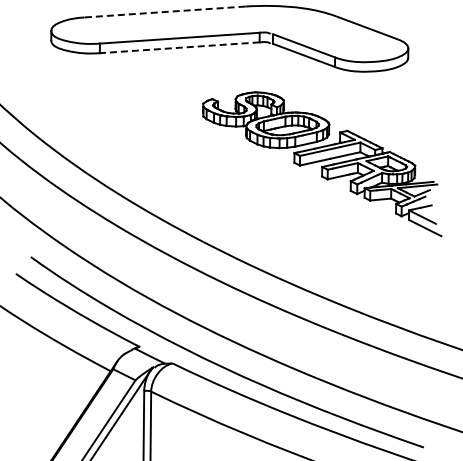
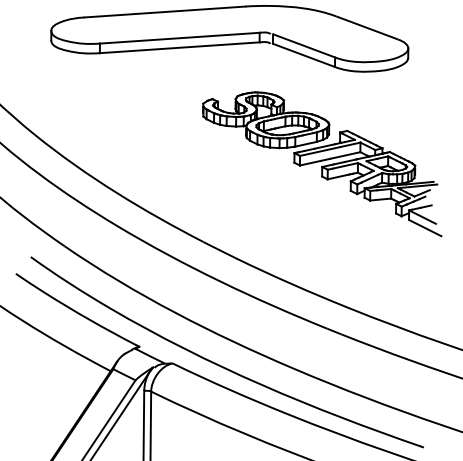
line: dashed -> solid (165, 12)
line: dashed -> solid (179, 47)
